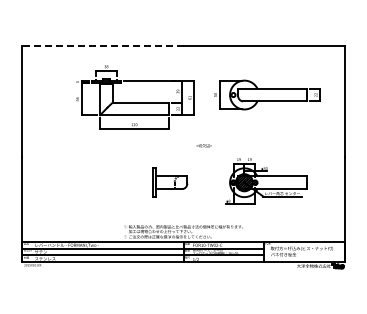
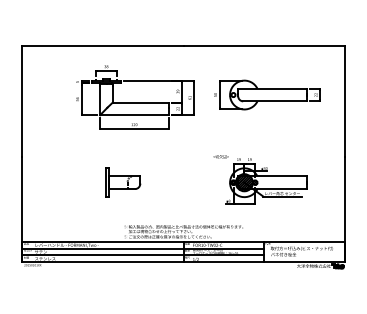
line: dashed -> solid (102, 45)
text position: (203, 145) -> (220, 156) (220, 156)
part position: (170, 182) -> (123, 182) (123, 182)
